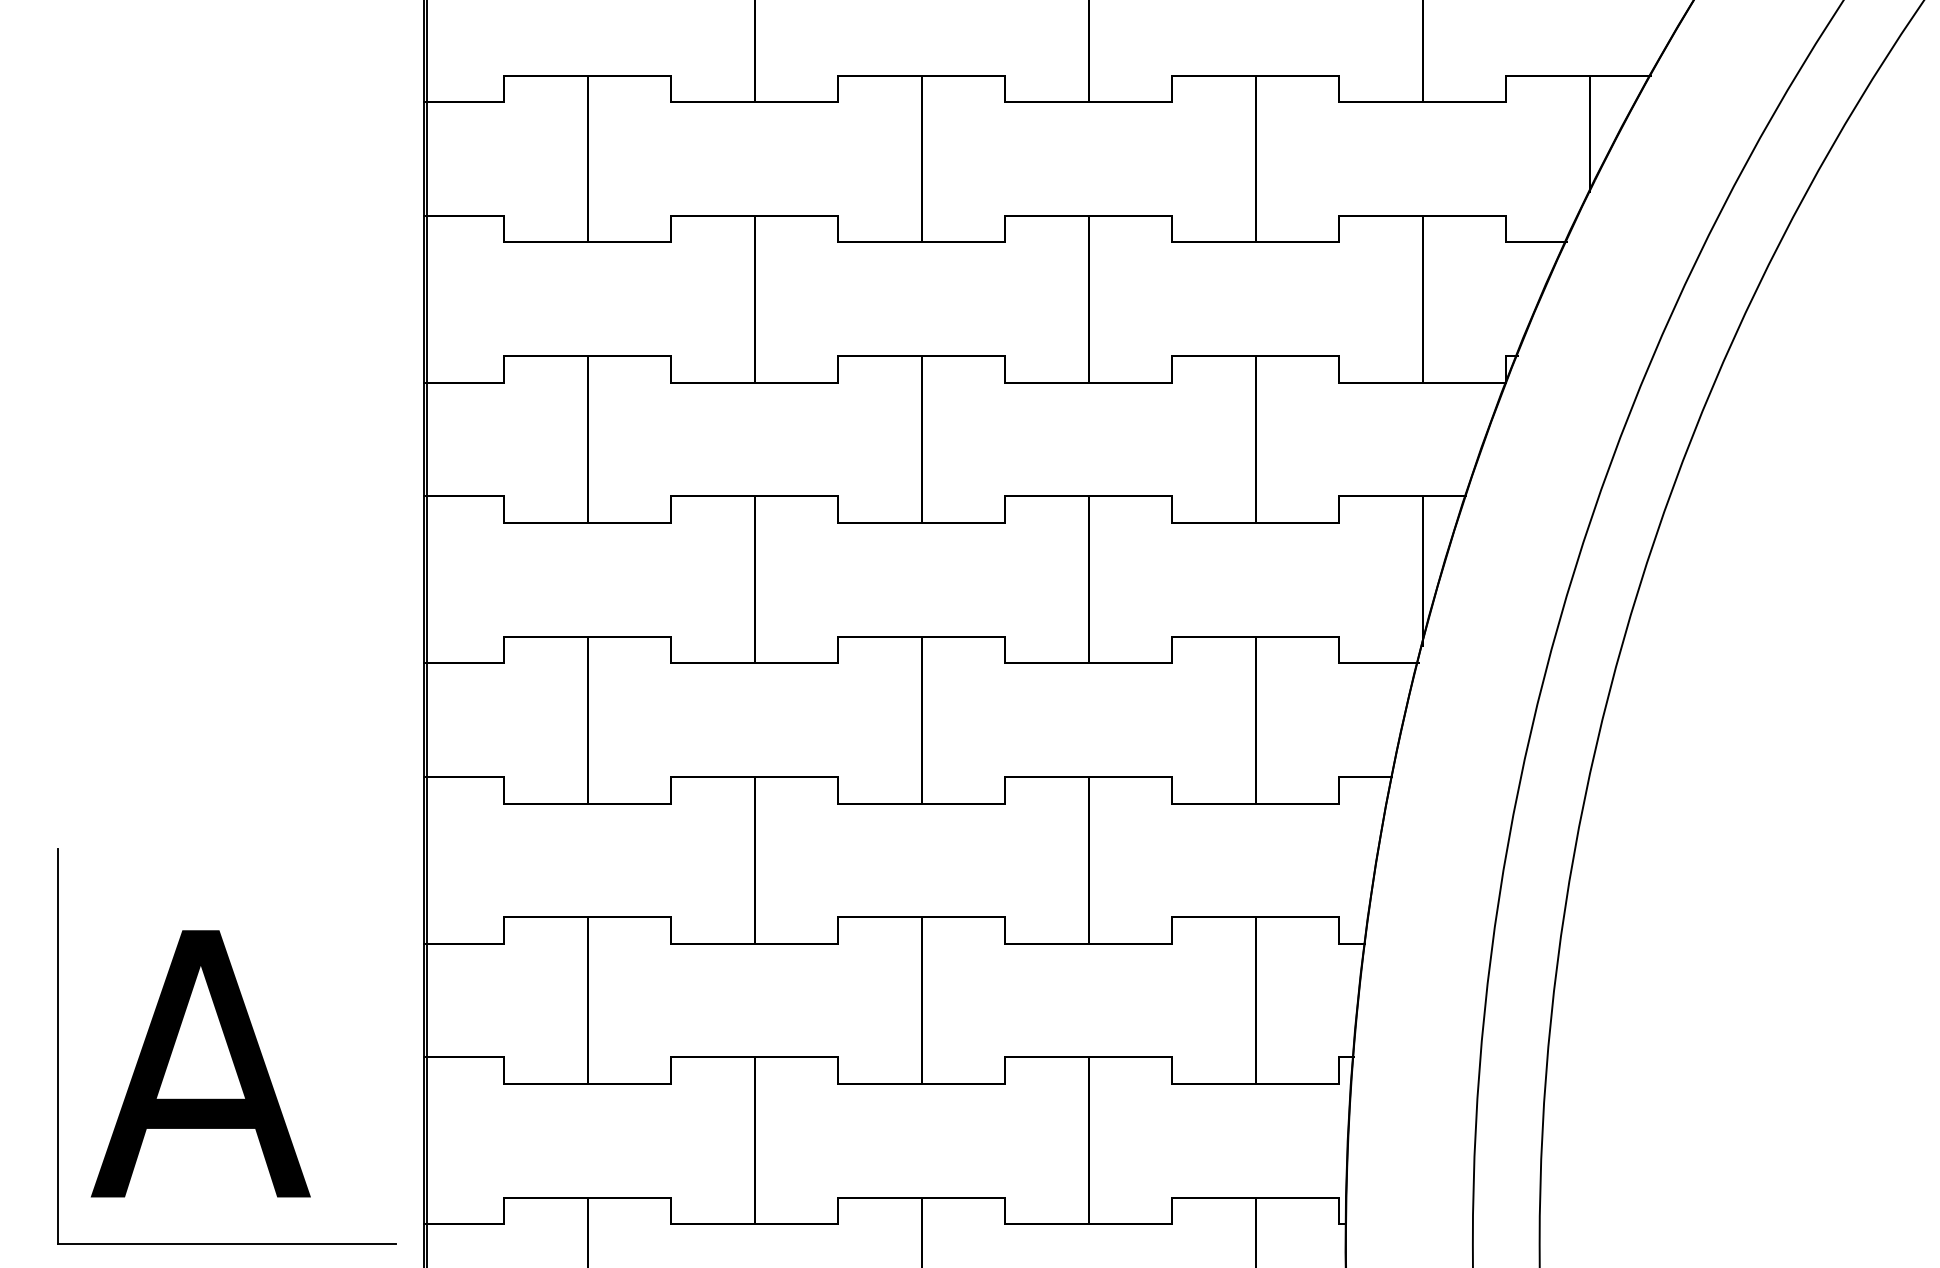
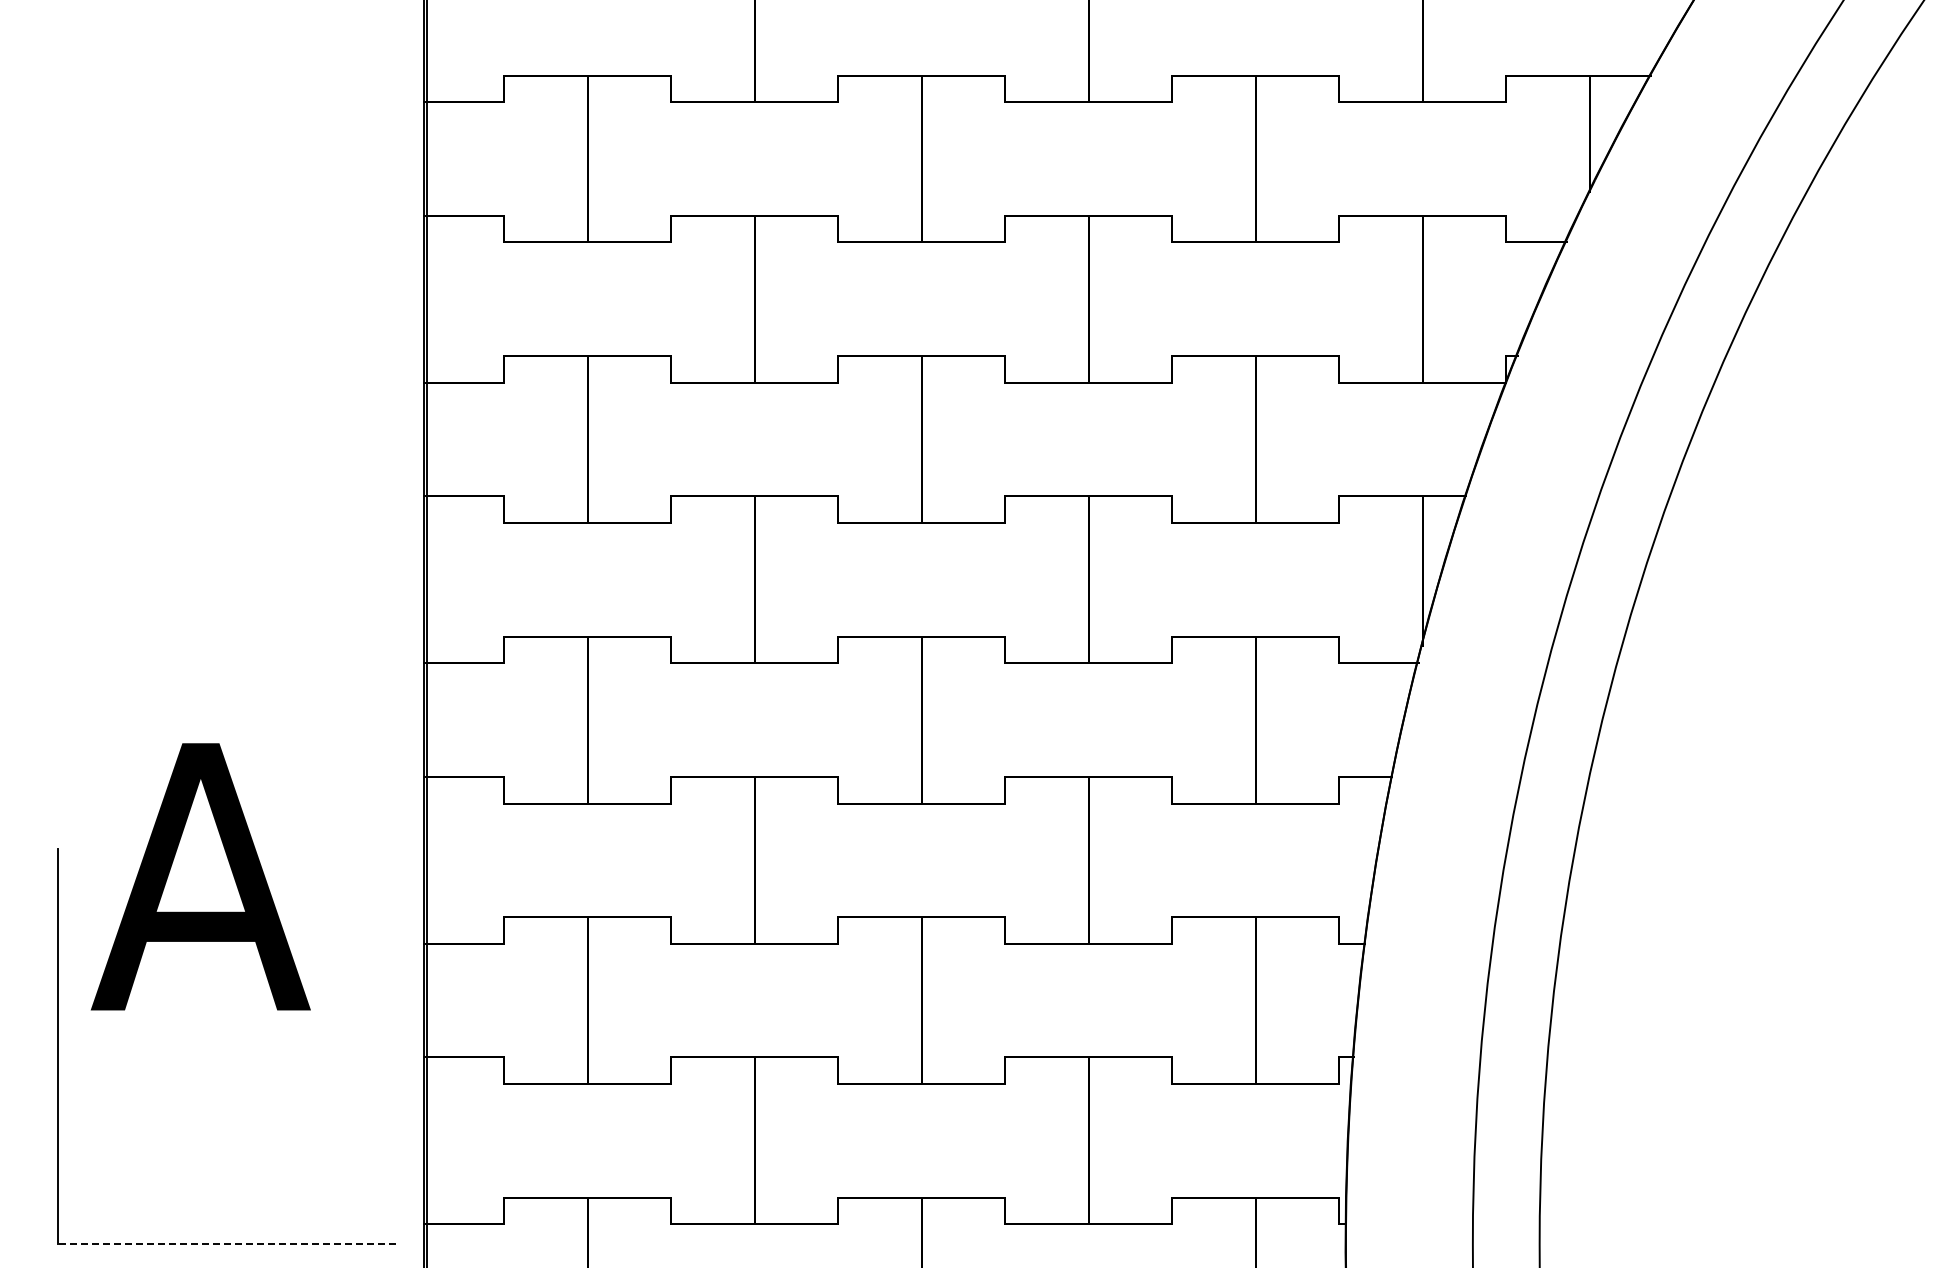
text position: (200, 1063) -> (200, 876) (200, 876)
line: solid -> dashed (226, 1244)
